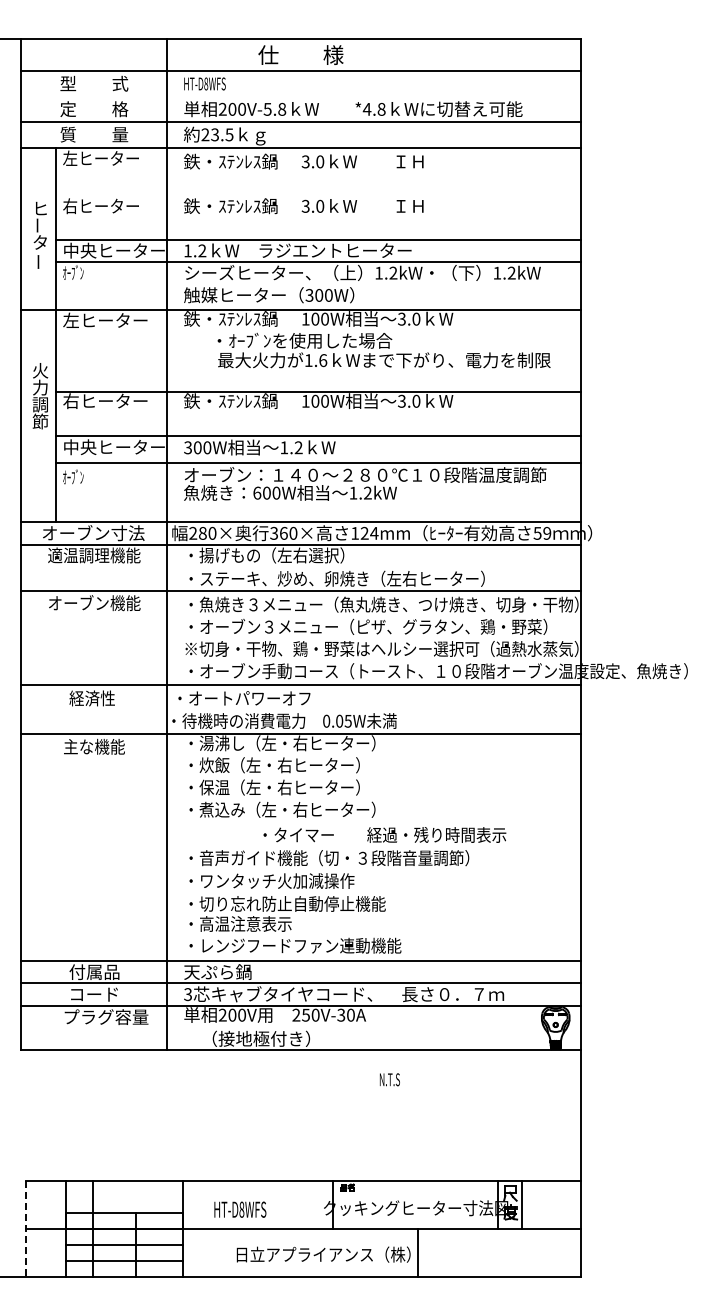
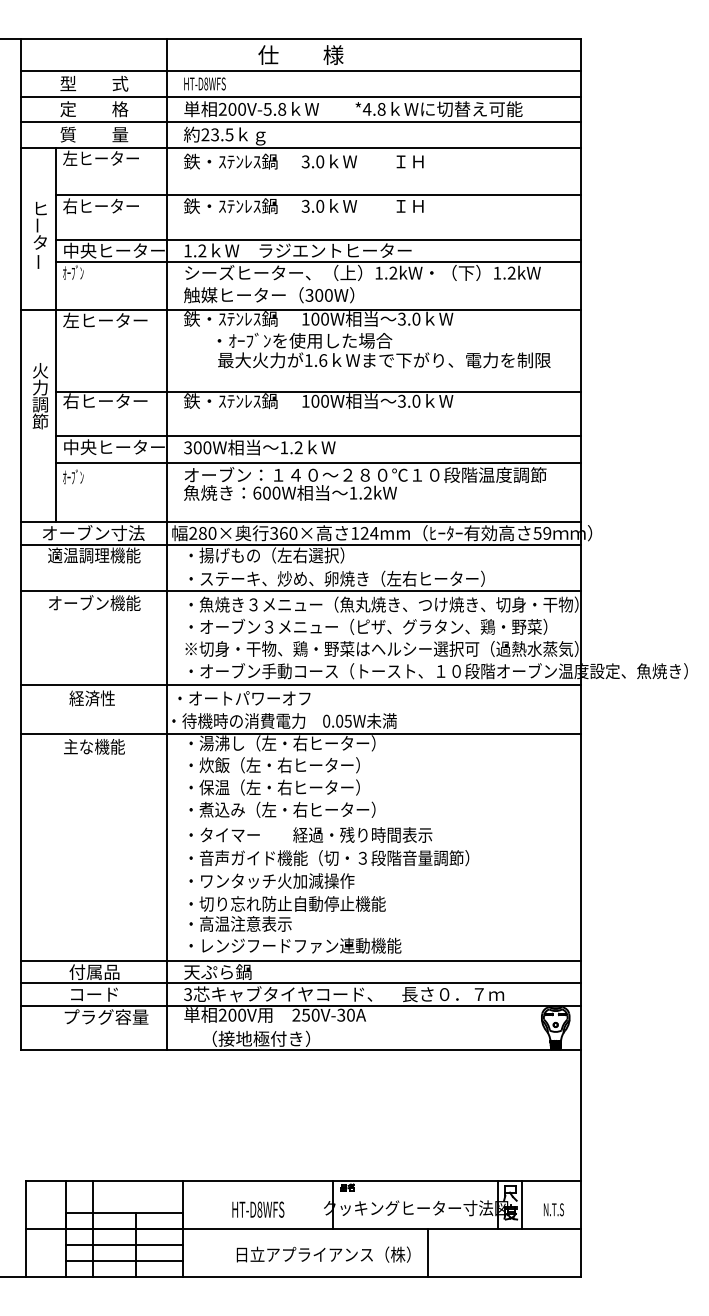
line: none -> present (300, 96)
line: none -> present (318, 195)
text position: (384, 834) -> (310, 834) (310, 834)
text position: (389, 1079) -> (553, 1209) (553, 1209)
text position: (240, 1209) -> (258, 1209) (258, 1209)
line: dashed -> solid (25, 1228)
line position: (418, 1252) -> (428, 1252) (428, 1252)
